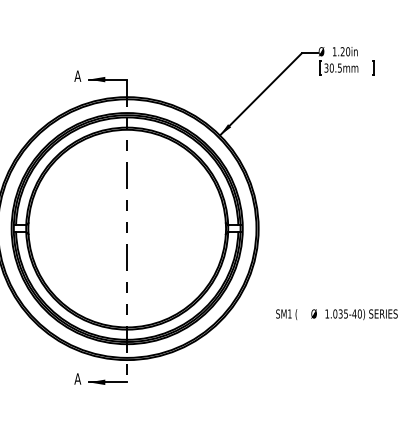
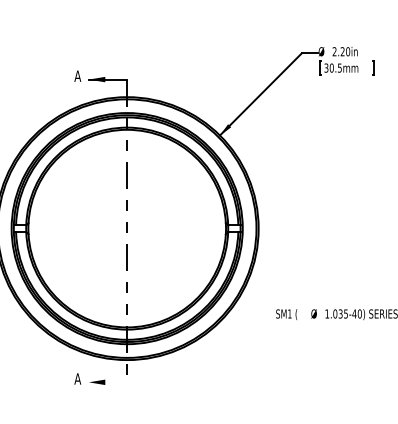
text: 1.20in -> 2.20in (334, 51)
line: present -> none (107, 382)
